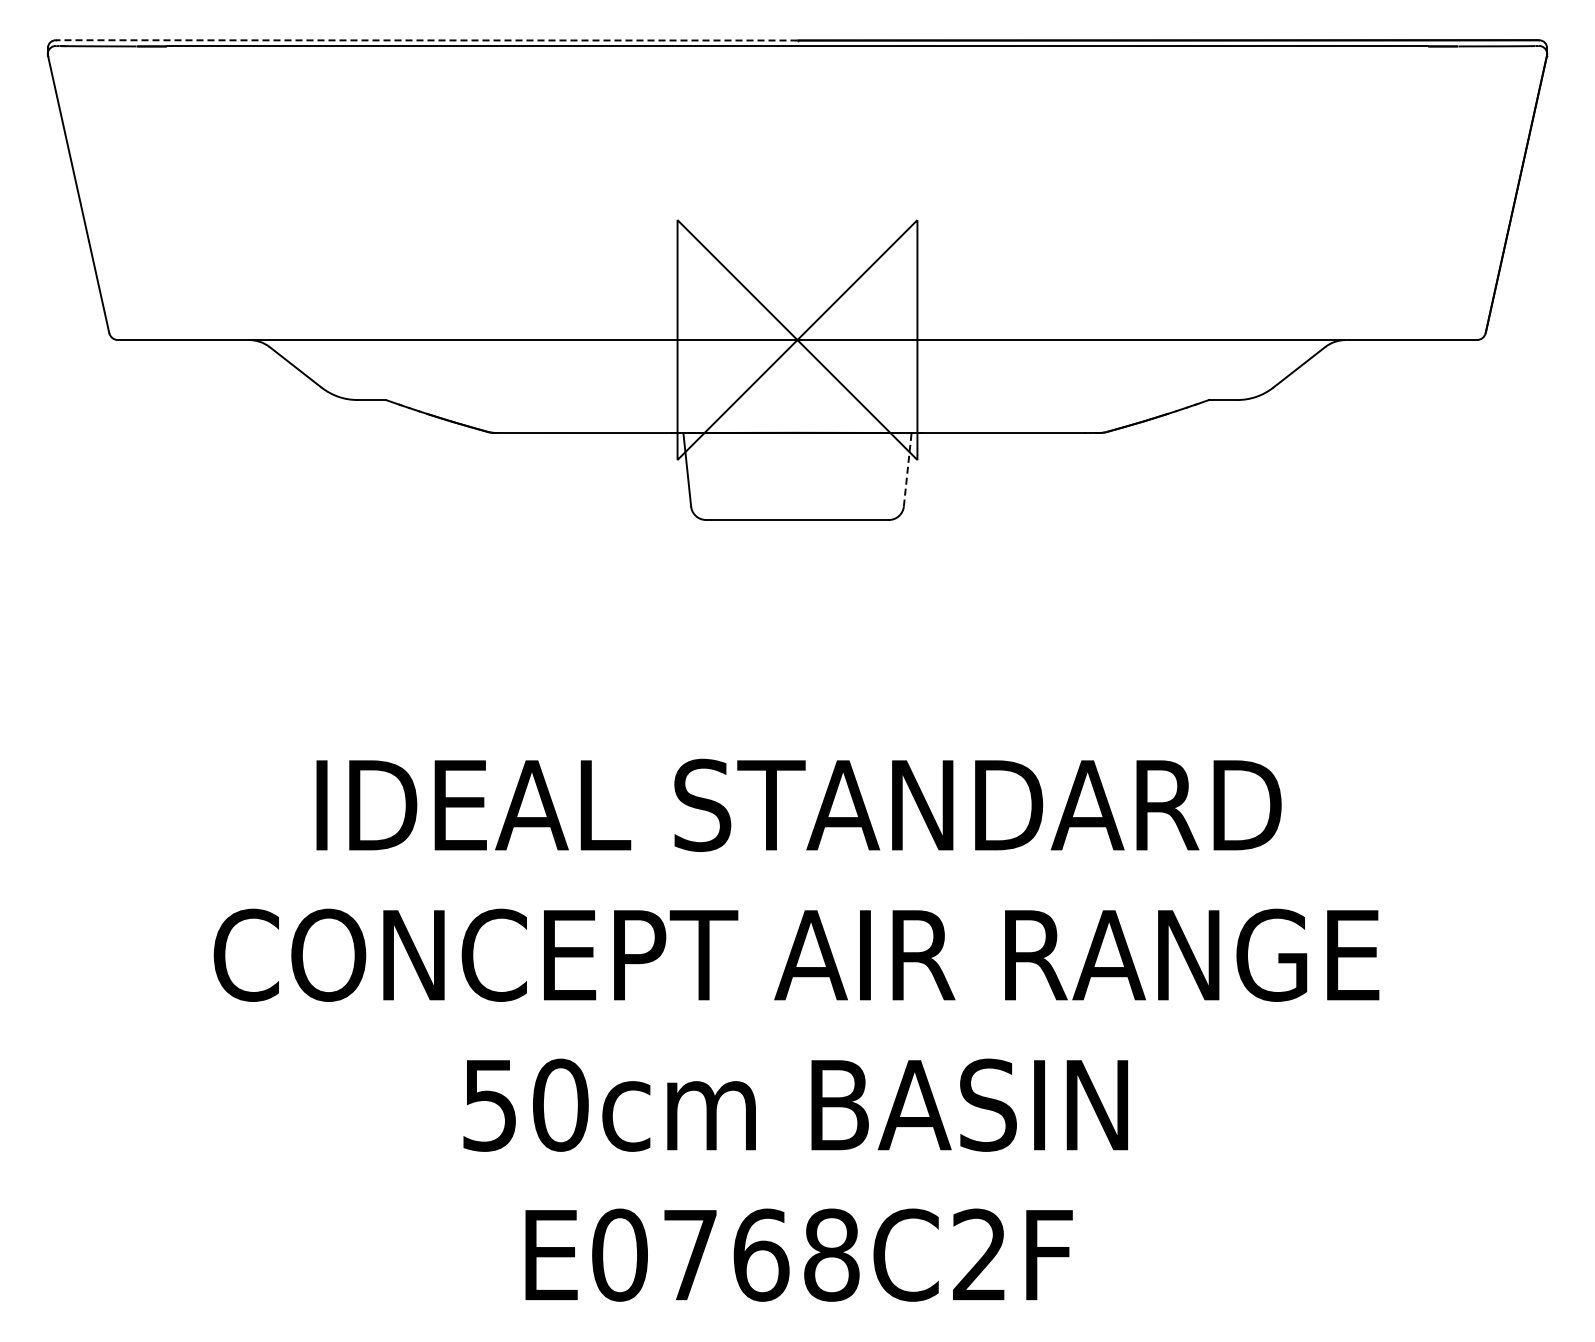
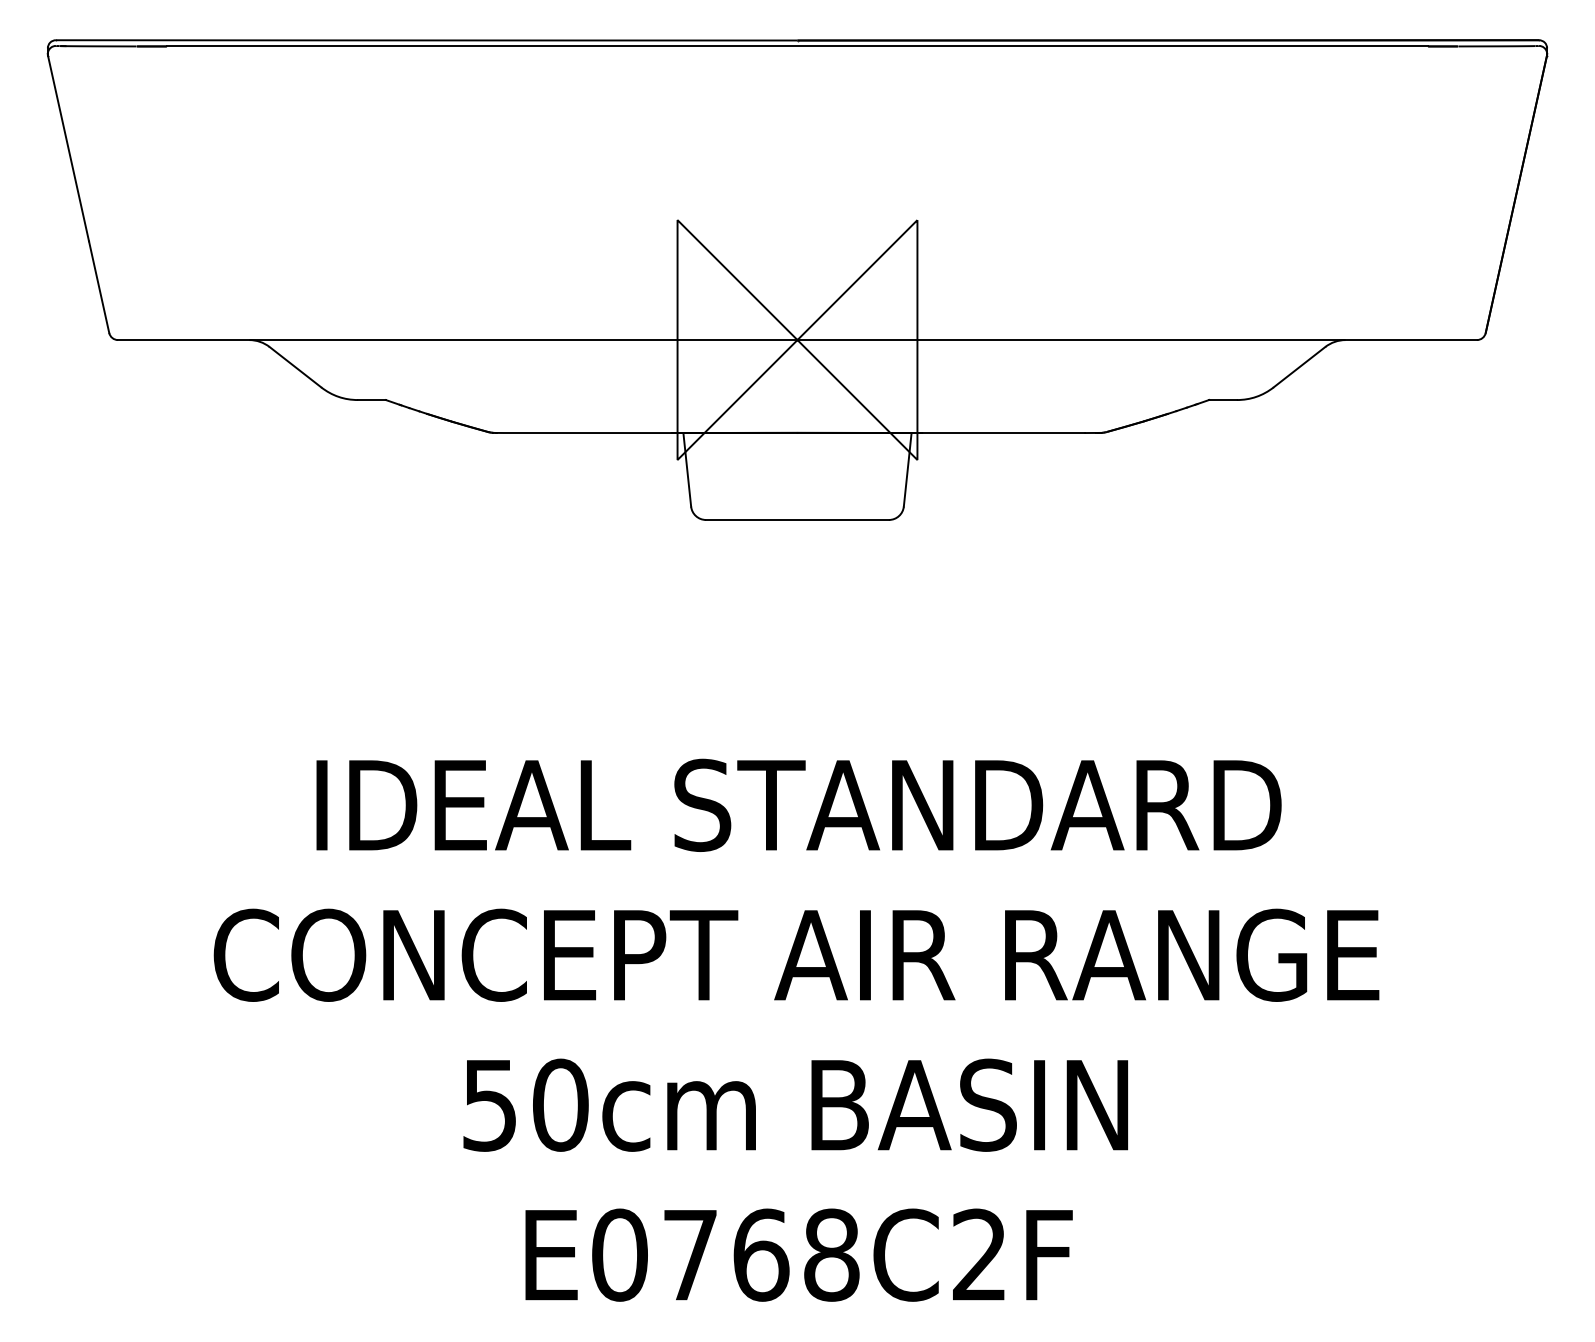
line: dashed -> solid (426, 40)
line: dashed -> solid (907, 469)
